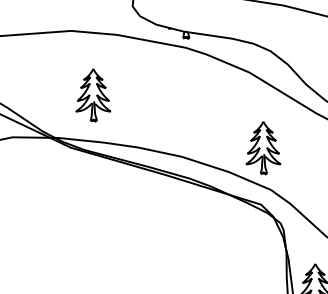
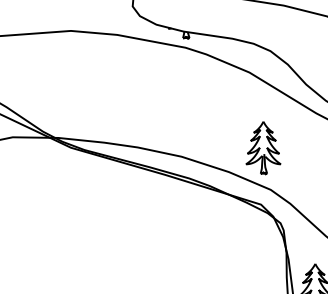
part: present -> none (93, 95)
